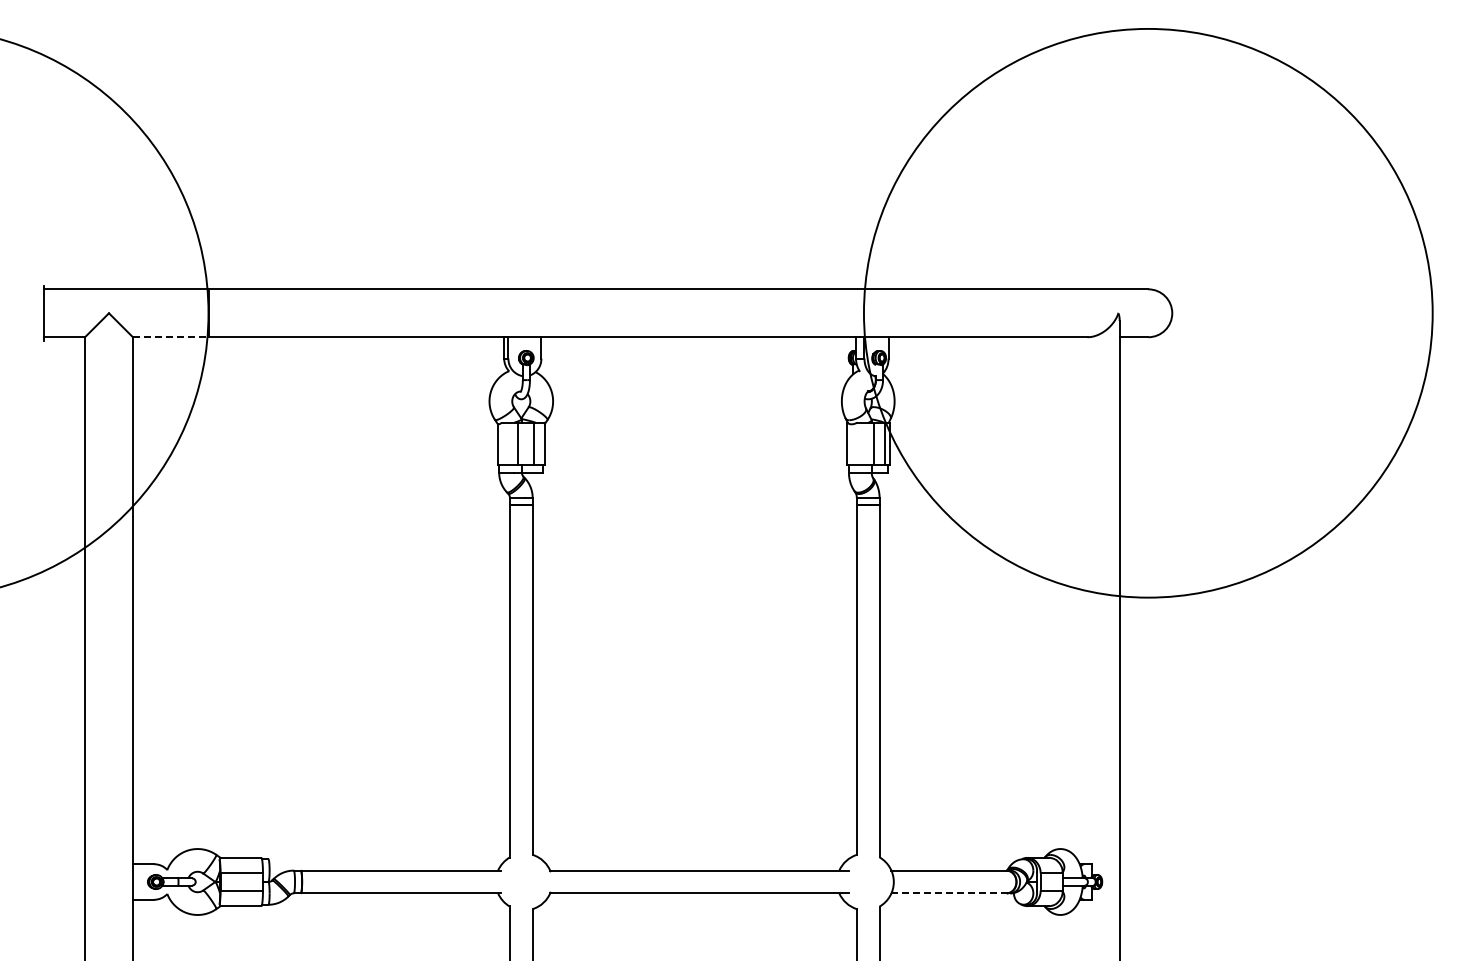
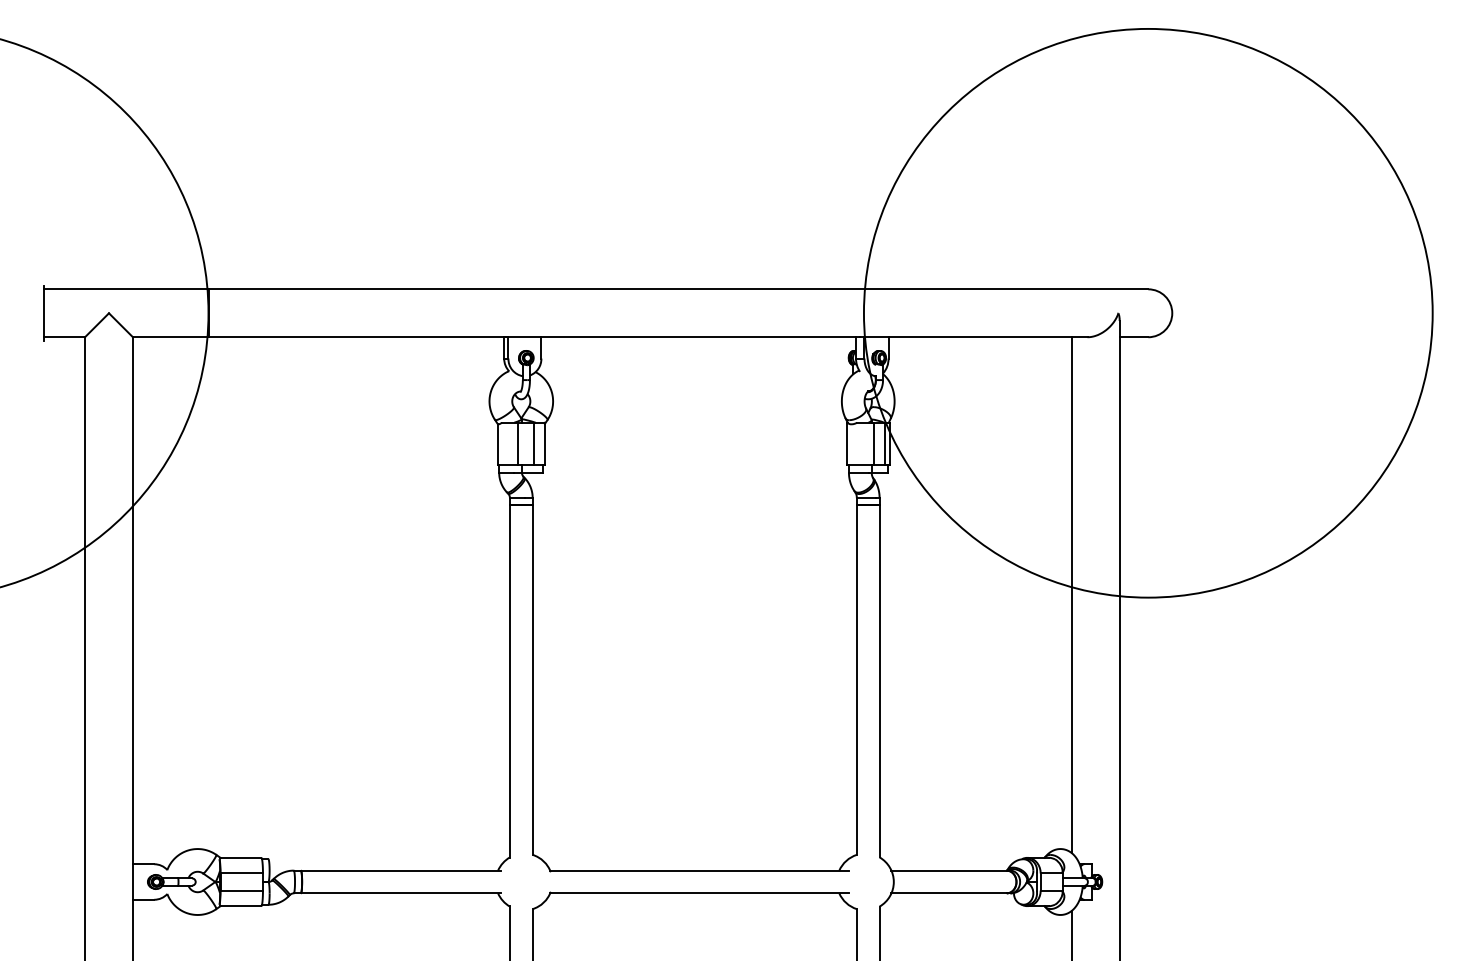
line: dashed -> solid (170, 337)
line: none -> present (1071, 595)
line: dashed -> solid (949, 893)
line: none -> present (1071, 933)
